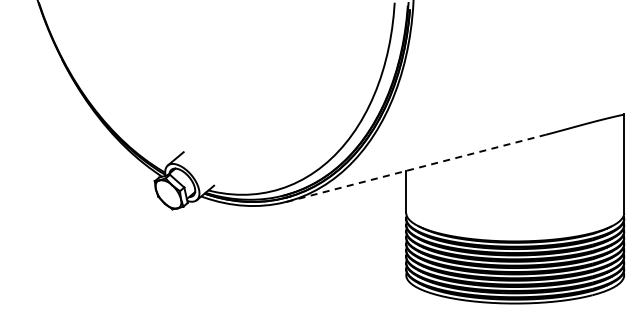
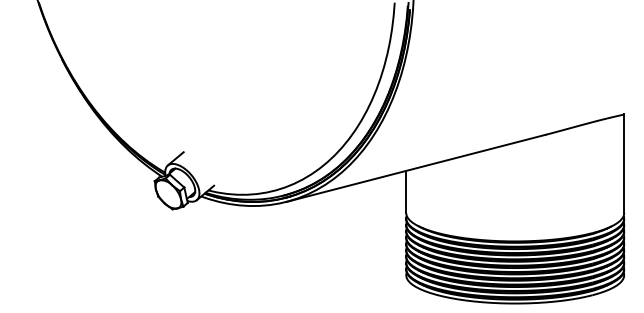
line: dashed -> solid (416, 168)
